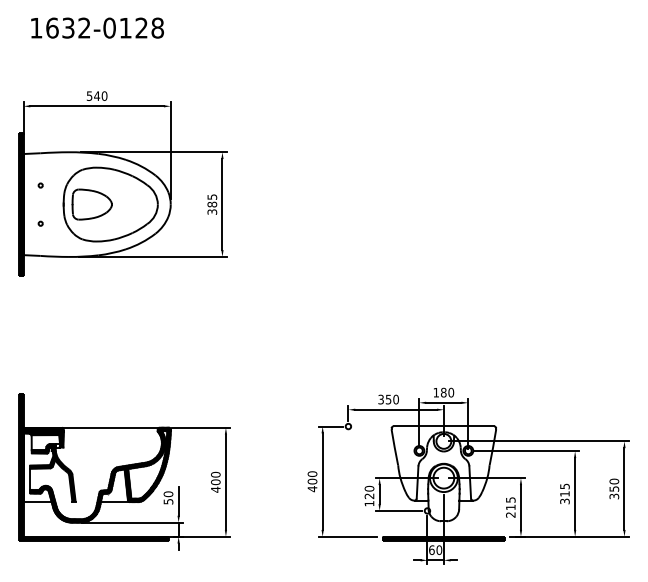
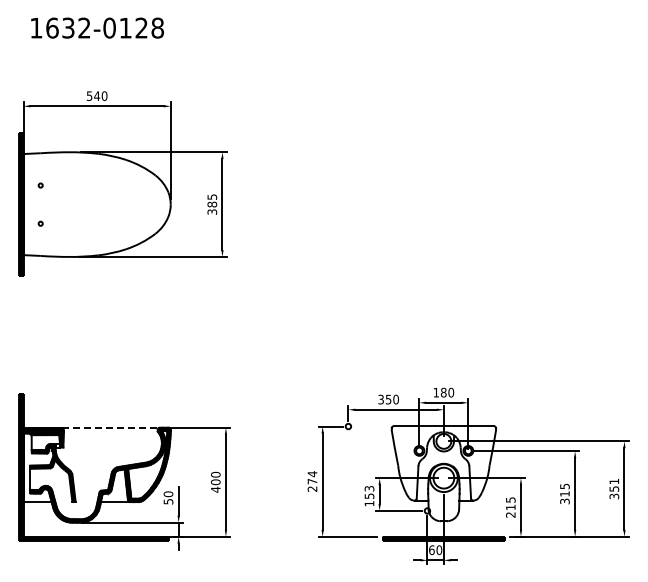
part: present -> none (110, 204)
line: solid -> dashed (110, 427)
text: 400 -> 274 (312, 481)
text: 350 -> 351 (614, 481)
text: 120 -> 153 (369, 491)
